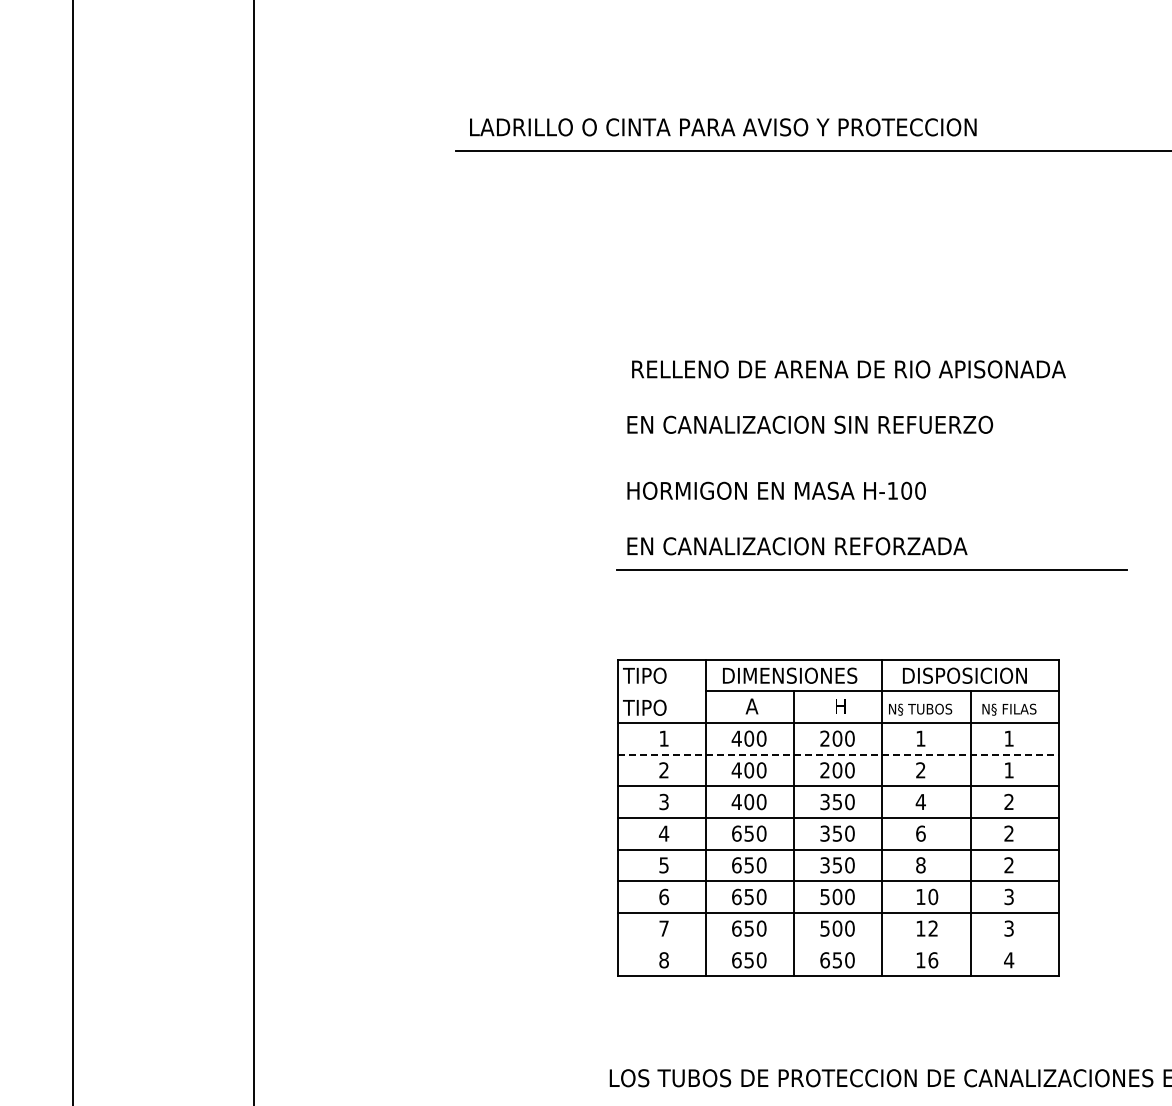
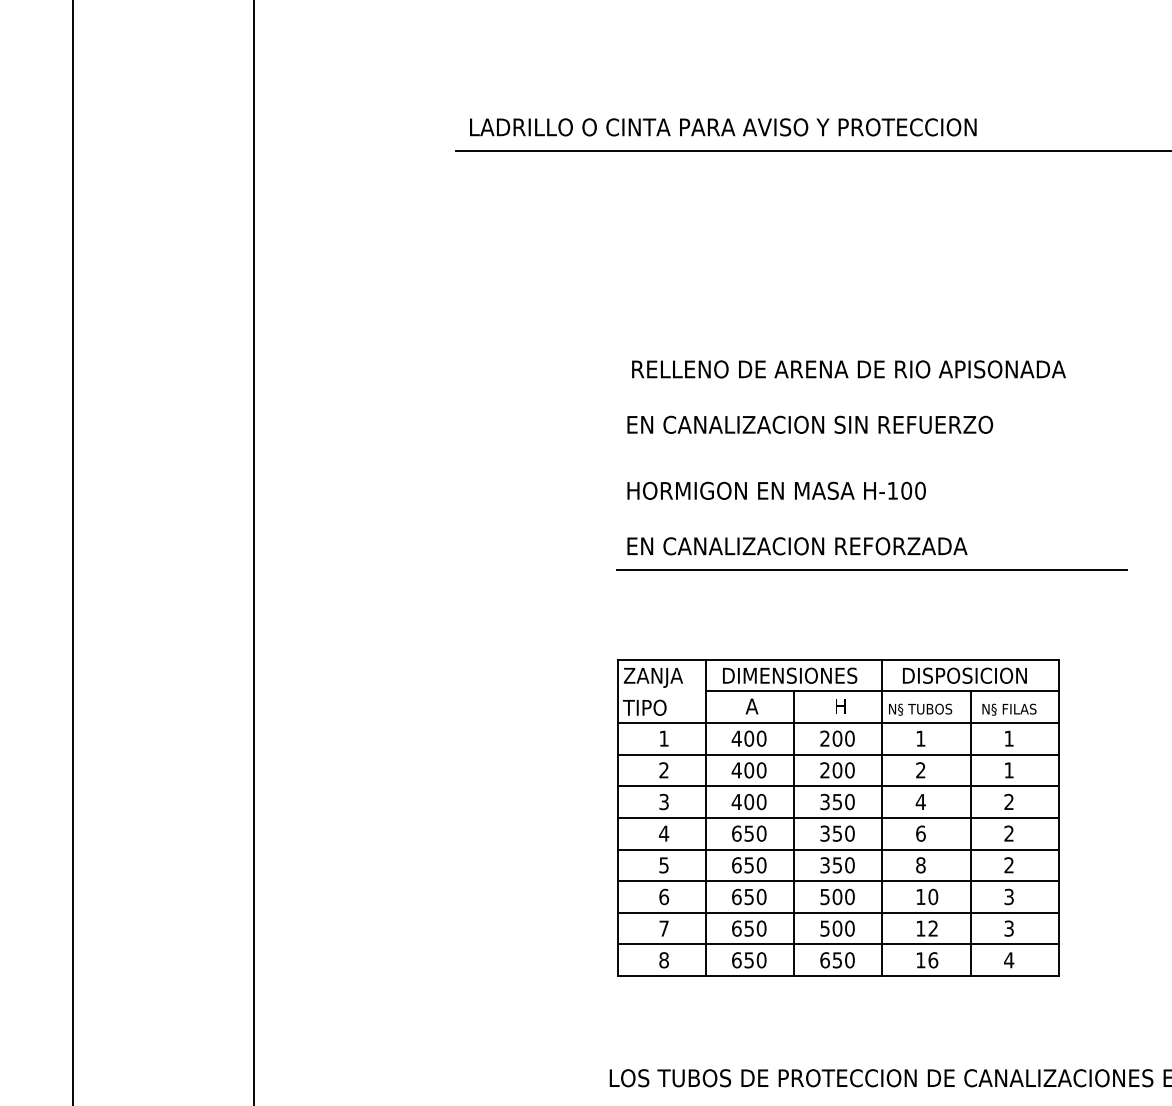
text: TIPO -> ZANJA (653, 677)
line: dashed -> solid (838, 754)
line: none -> present (837, 944)
